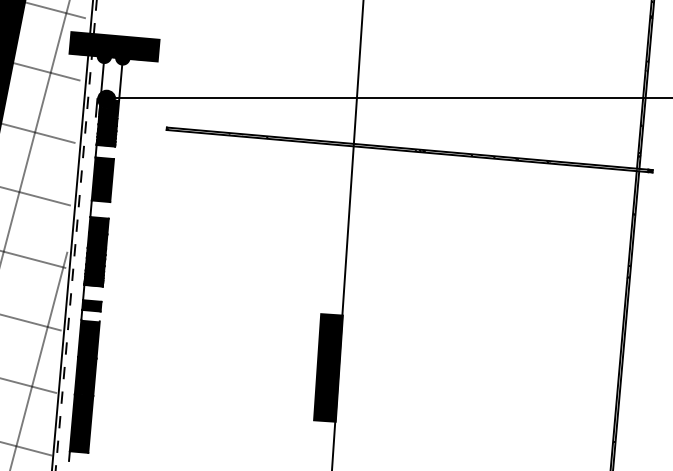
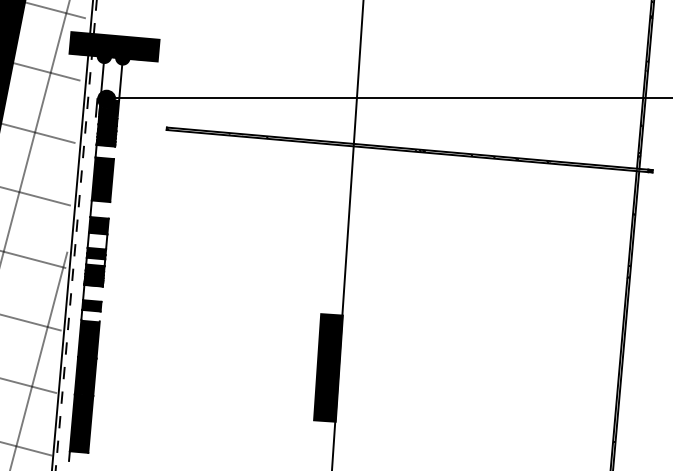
fill: present -> none (97, 240)
fill: present -> none (95, 261)
